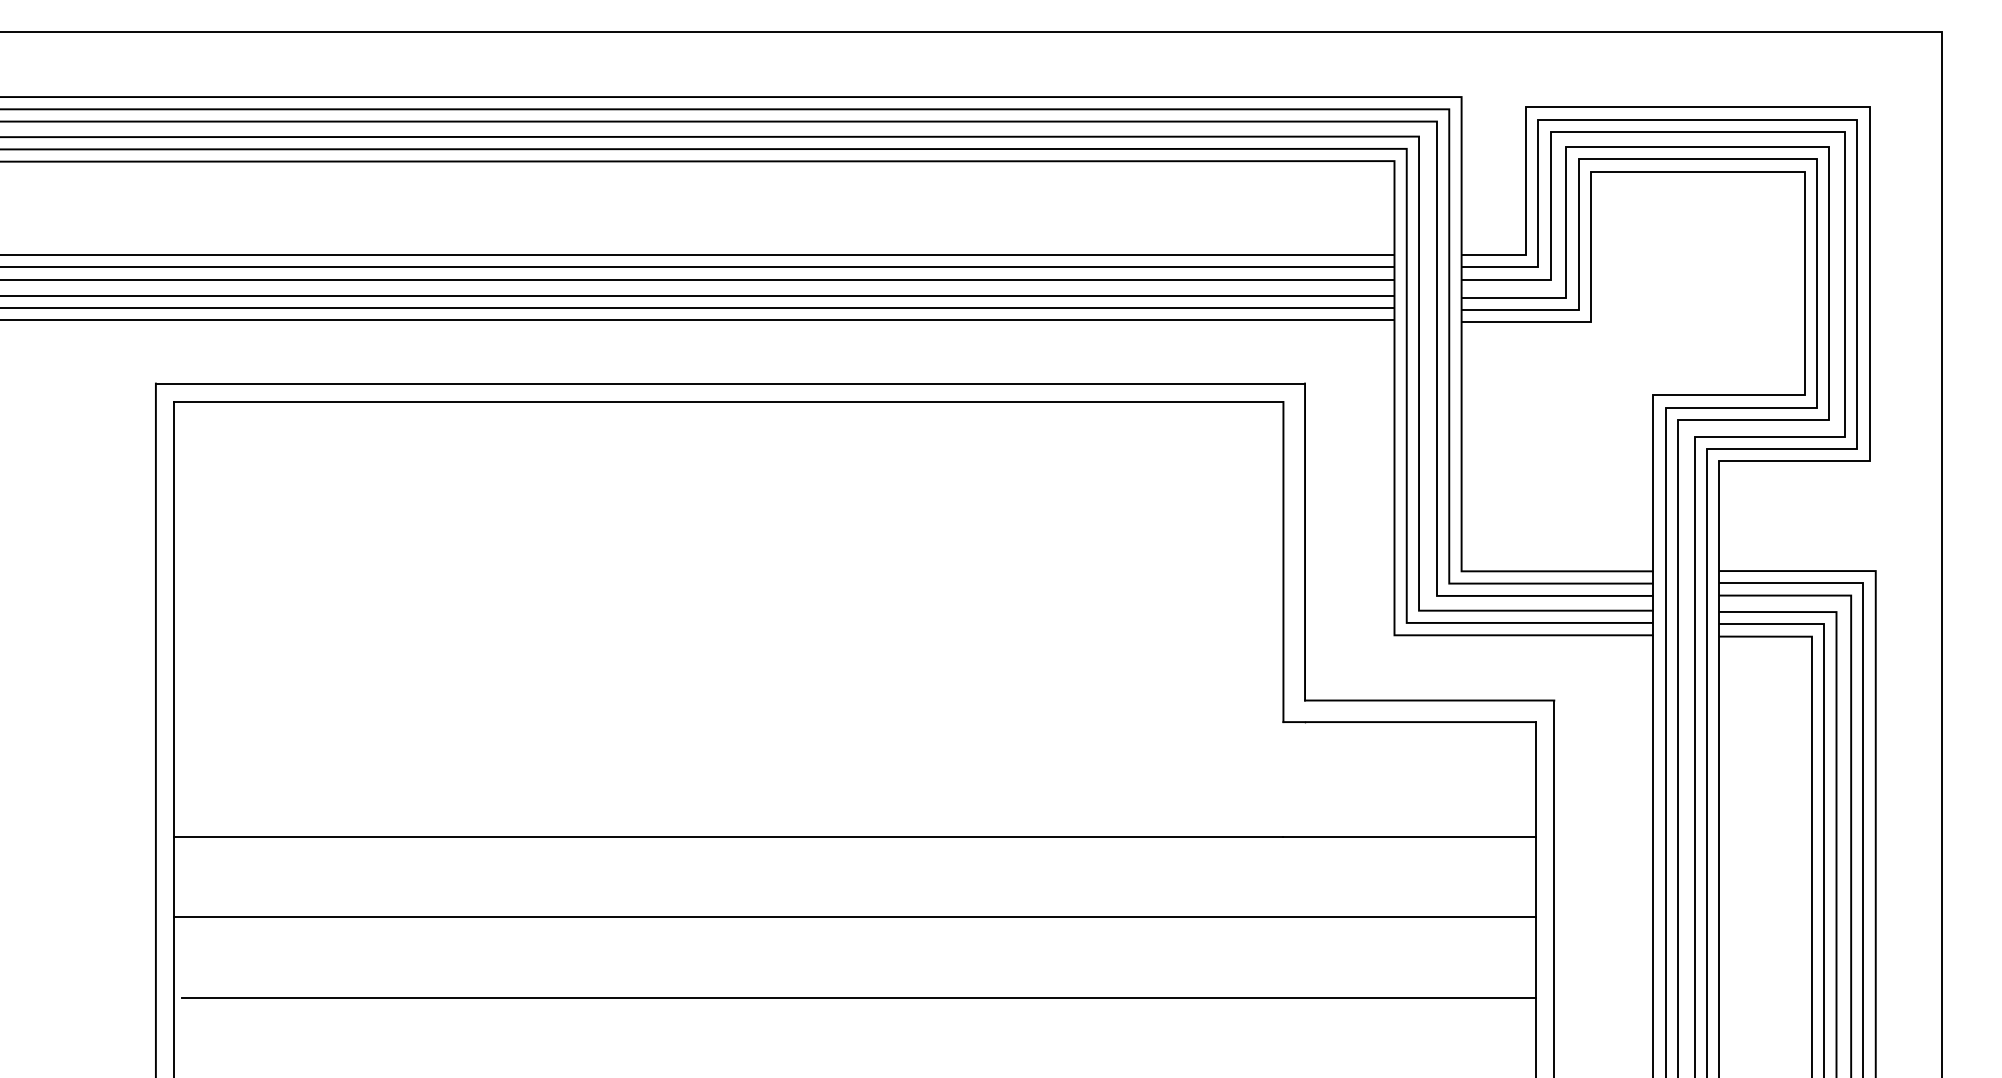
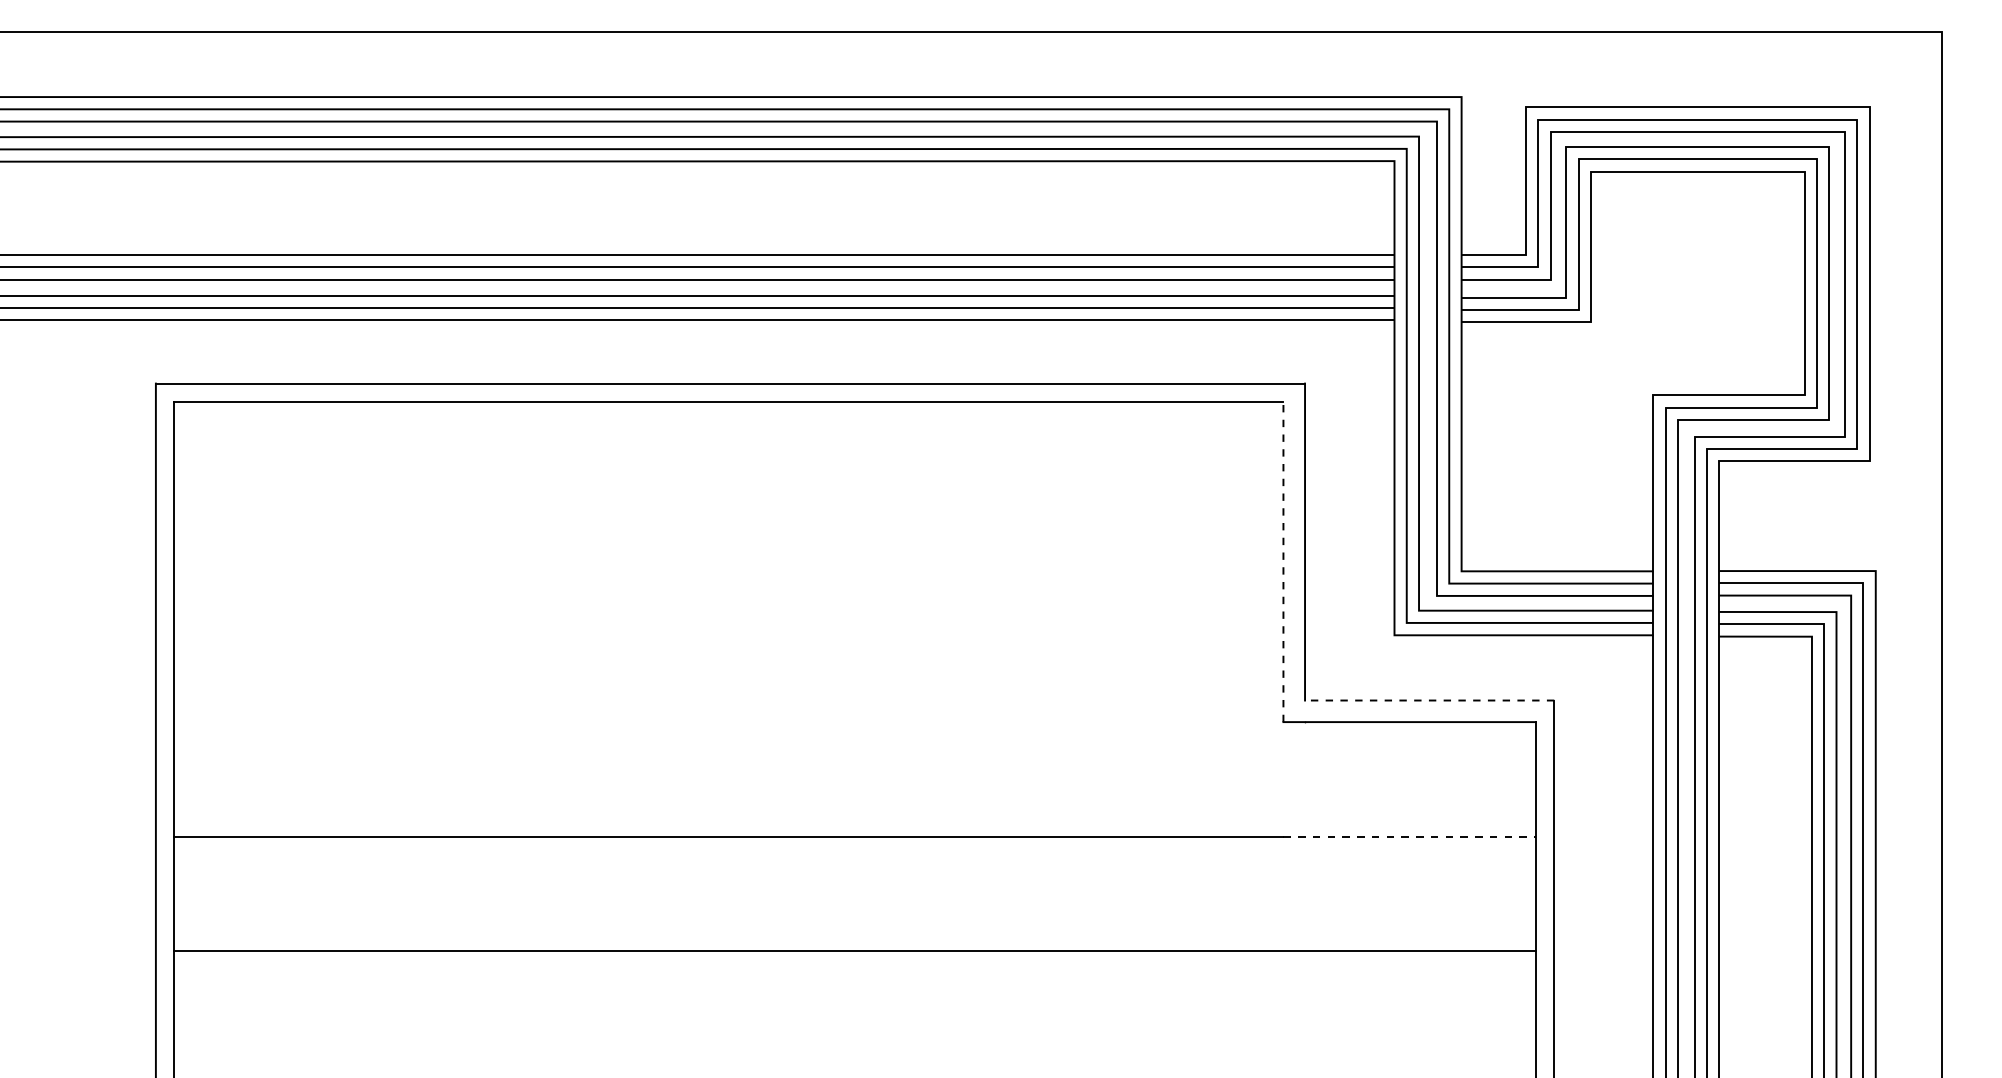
line: solid -> dashed (1283, 561)
line: solid -> dashed (1429, 700)
line: solid -> dashed (1410, 836)
line position: (854, 917) -> (854, 951) (854, 951)
line: present -> none (858, 998)
